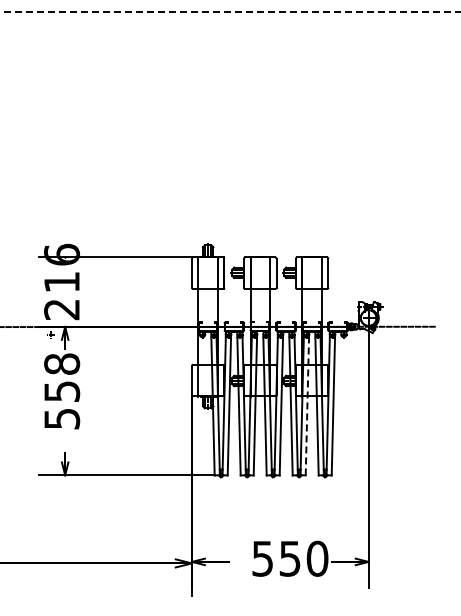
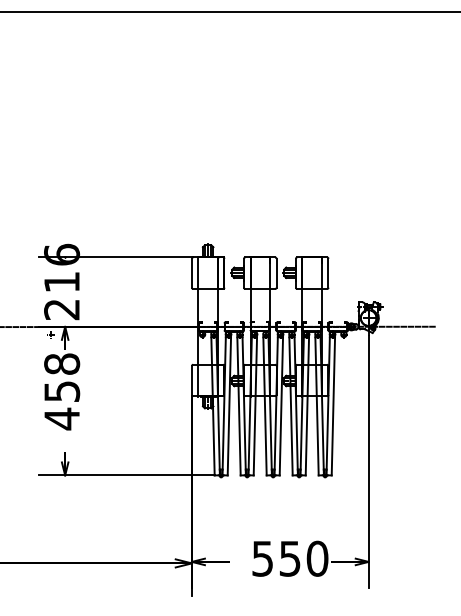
line: dashed -> solid (230, 12)
line: dashed -> solid (307, 405)
text: 558 -> 458 (62, 418)
